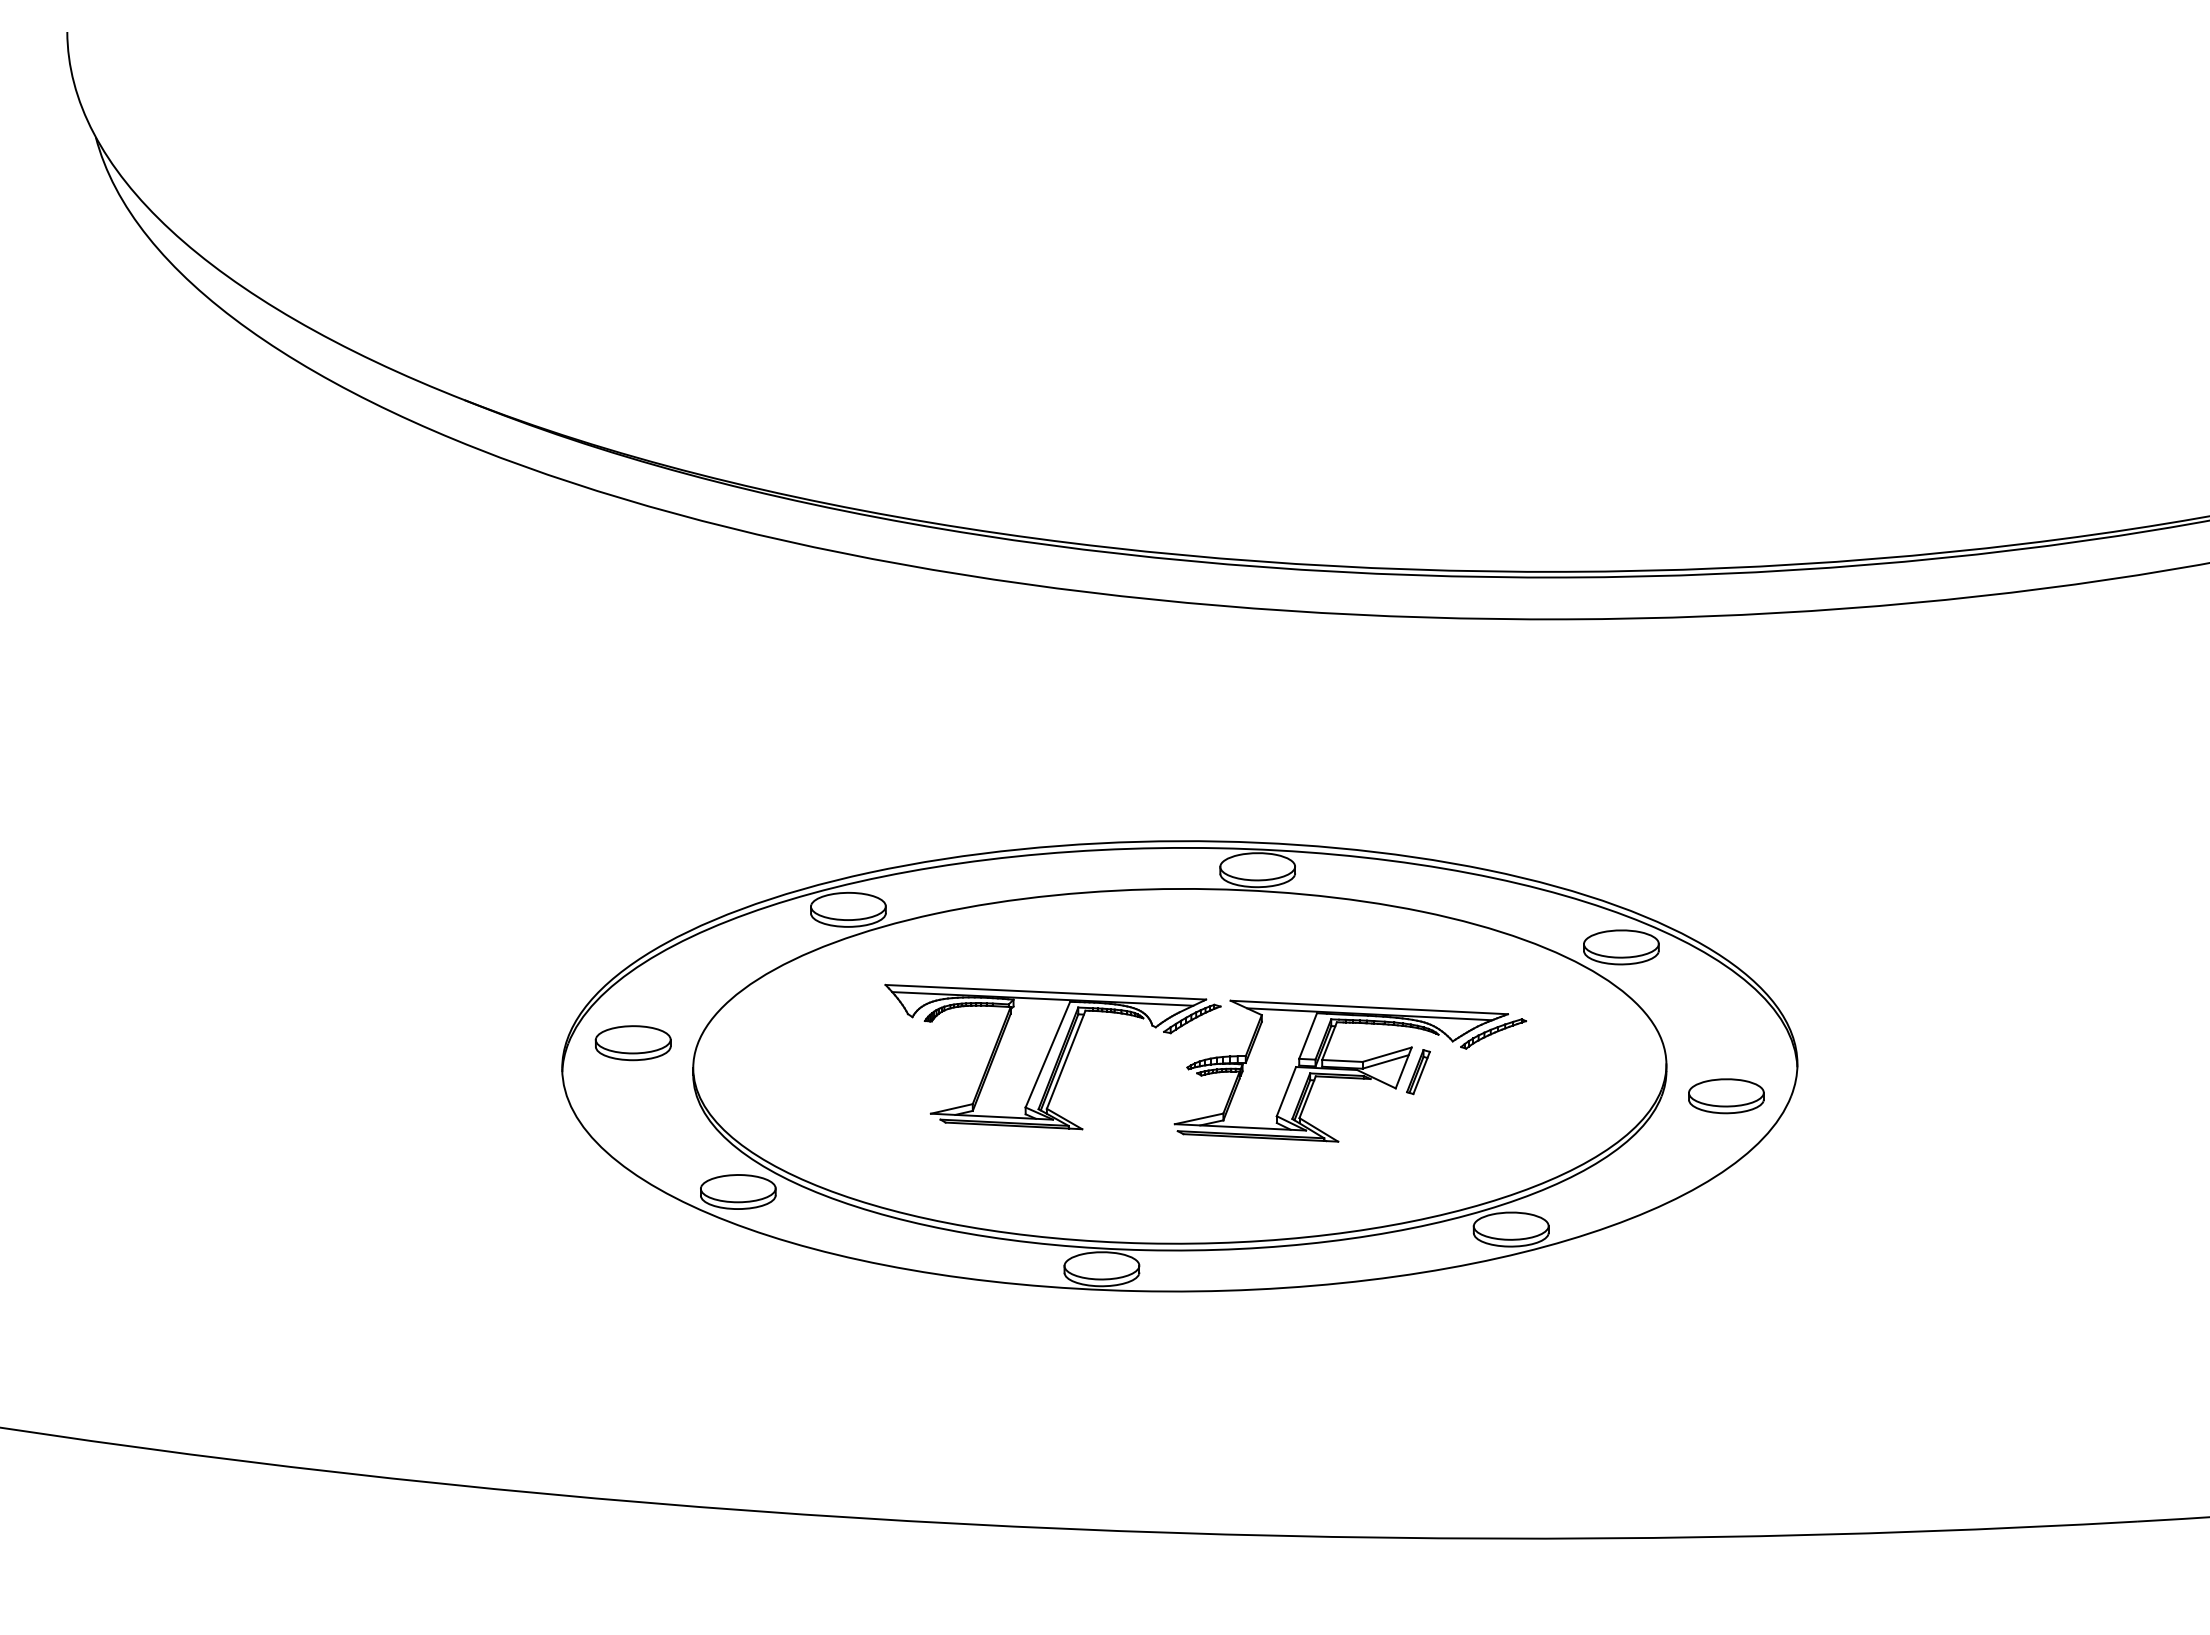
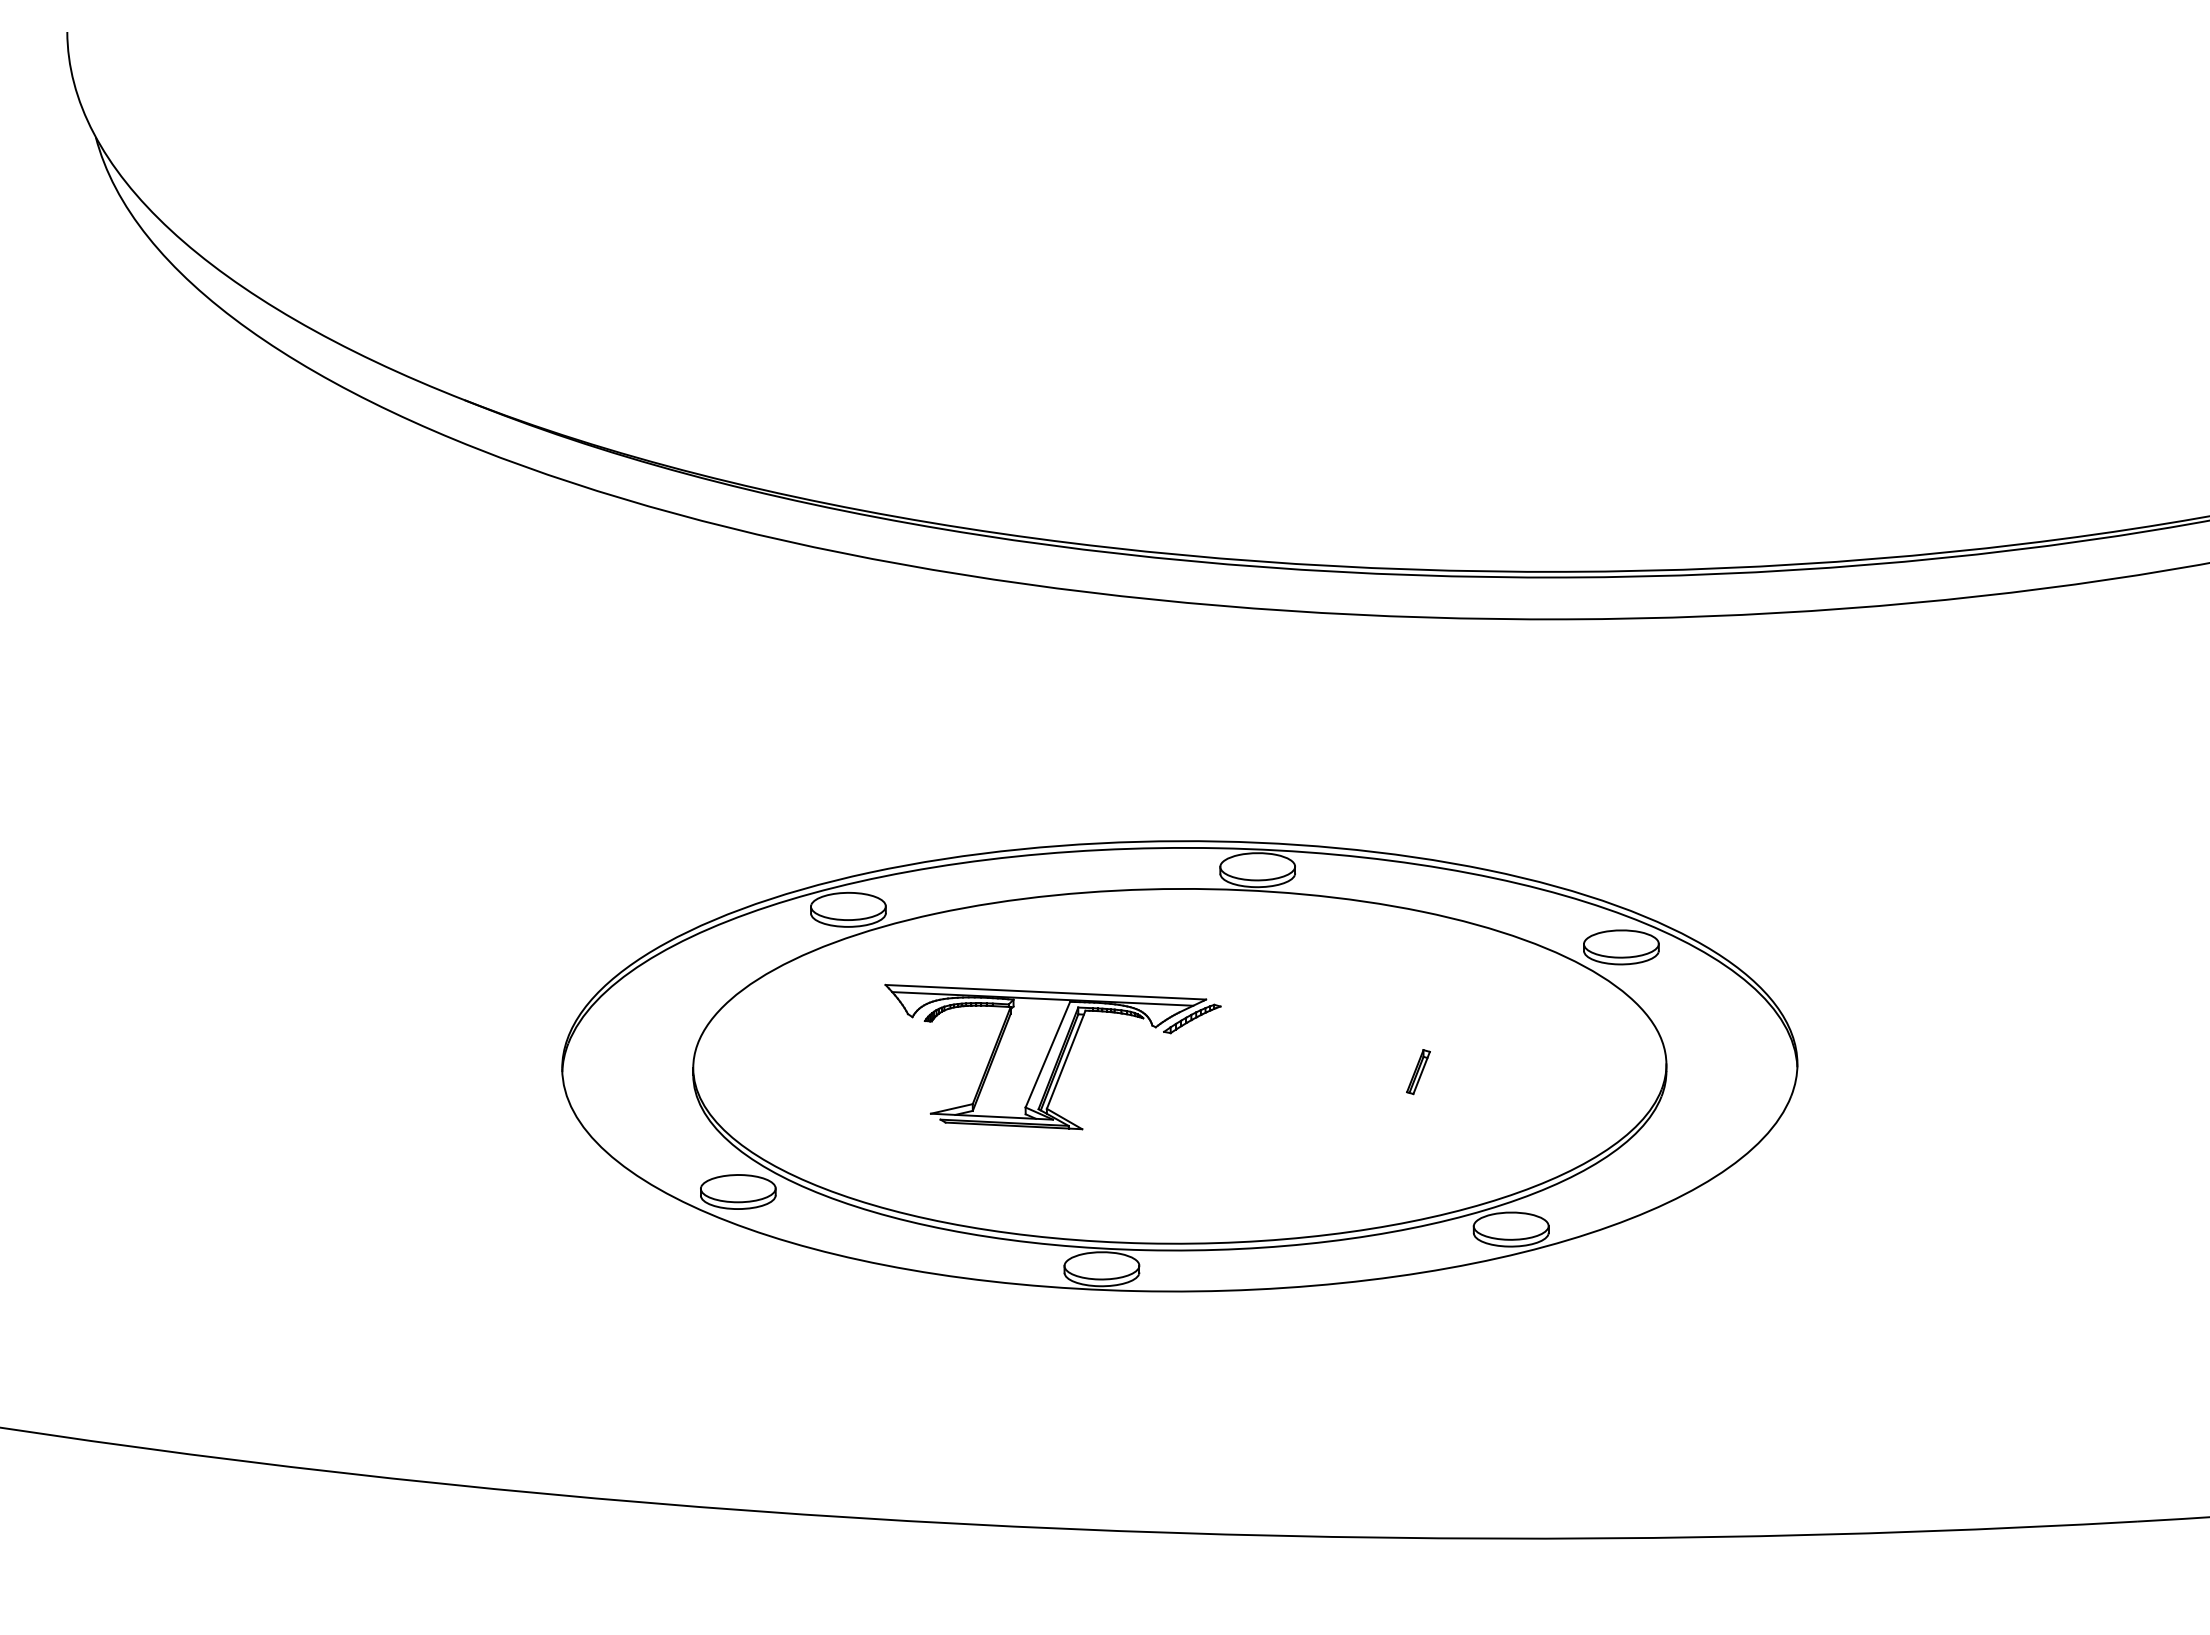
part: present -> none (632, 1043)
part: present -> none (1349, 1070)
part: present -> none (1726, 1096)
